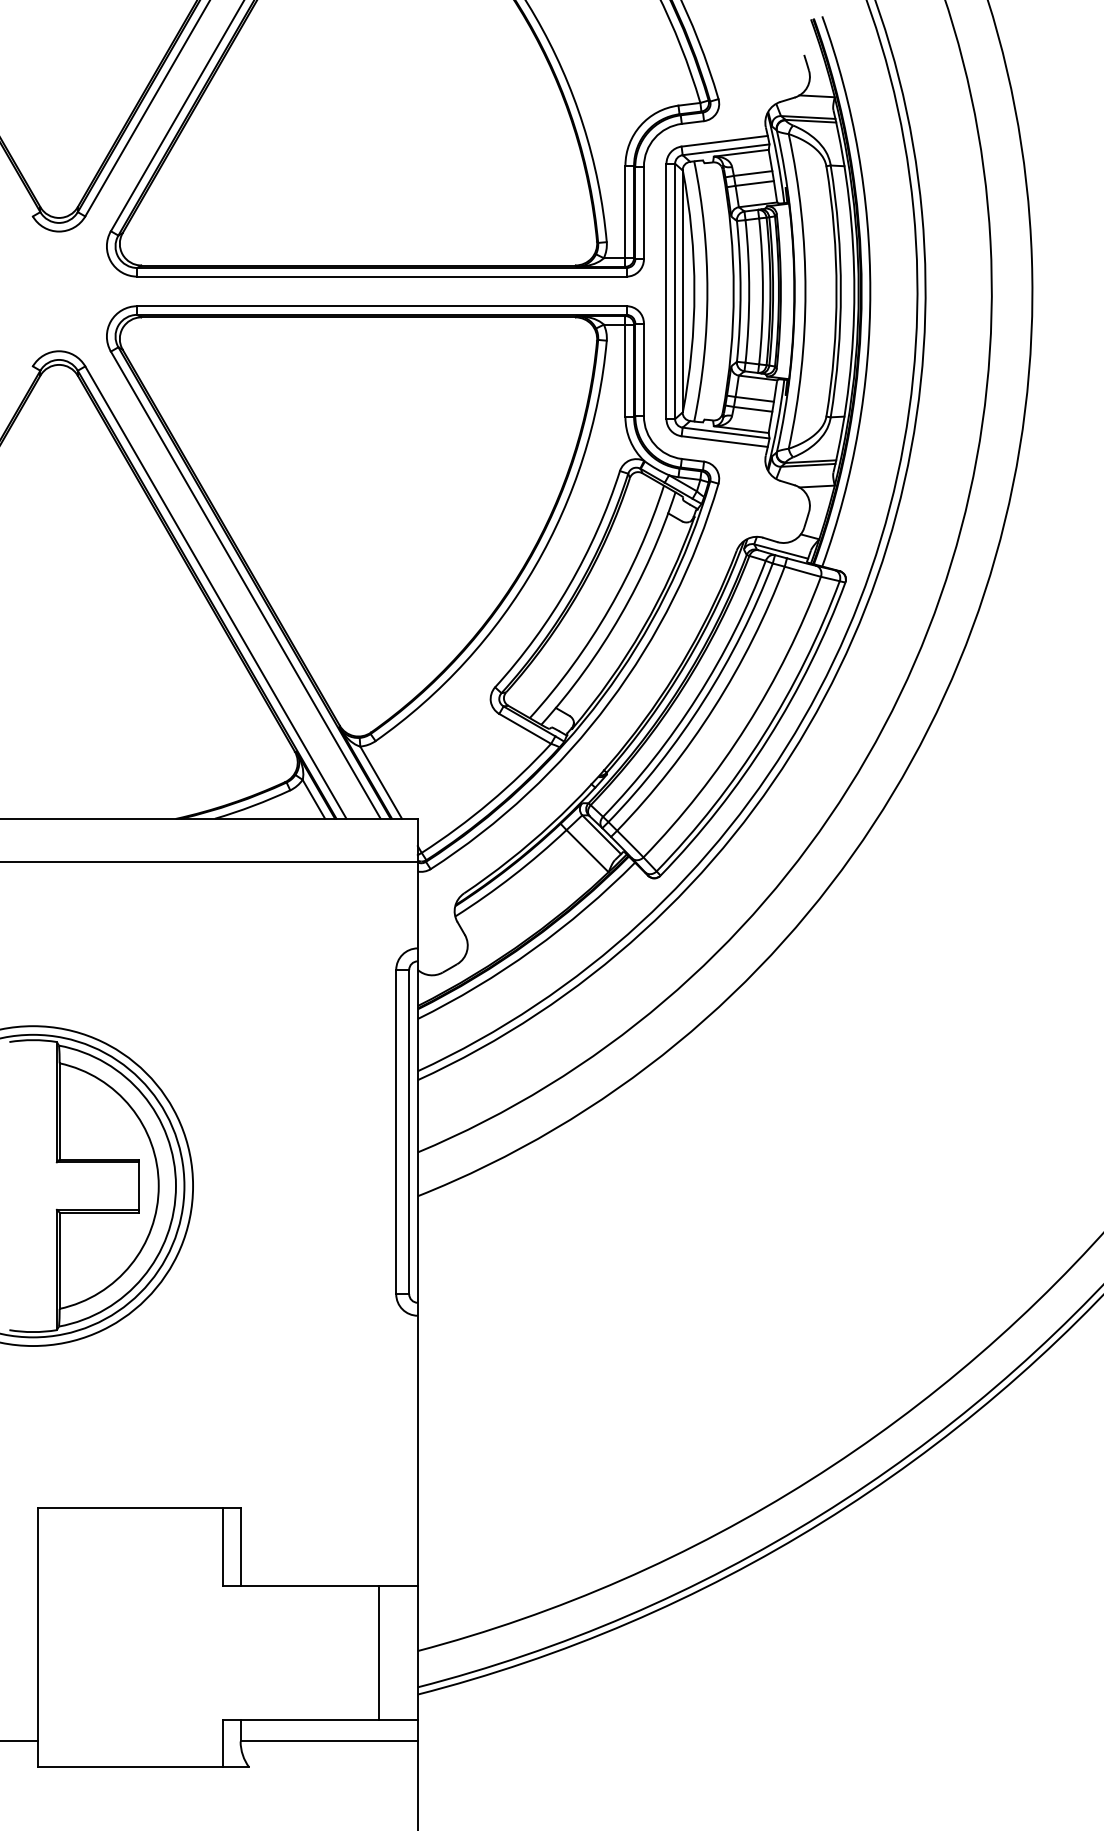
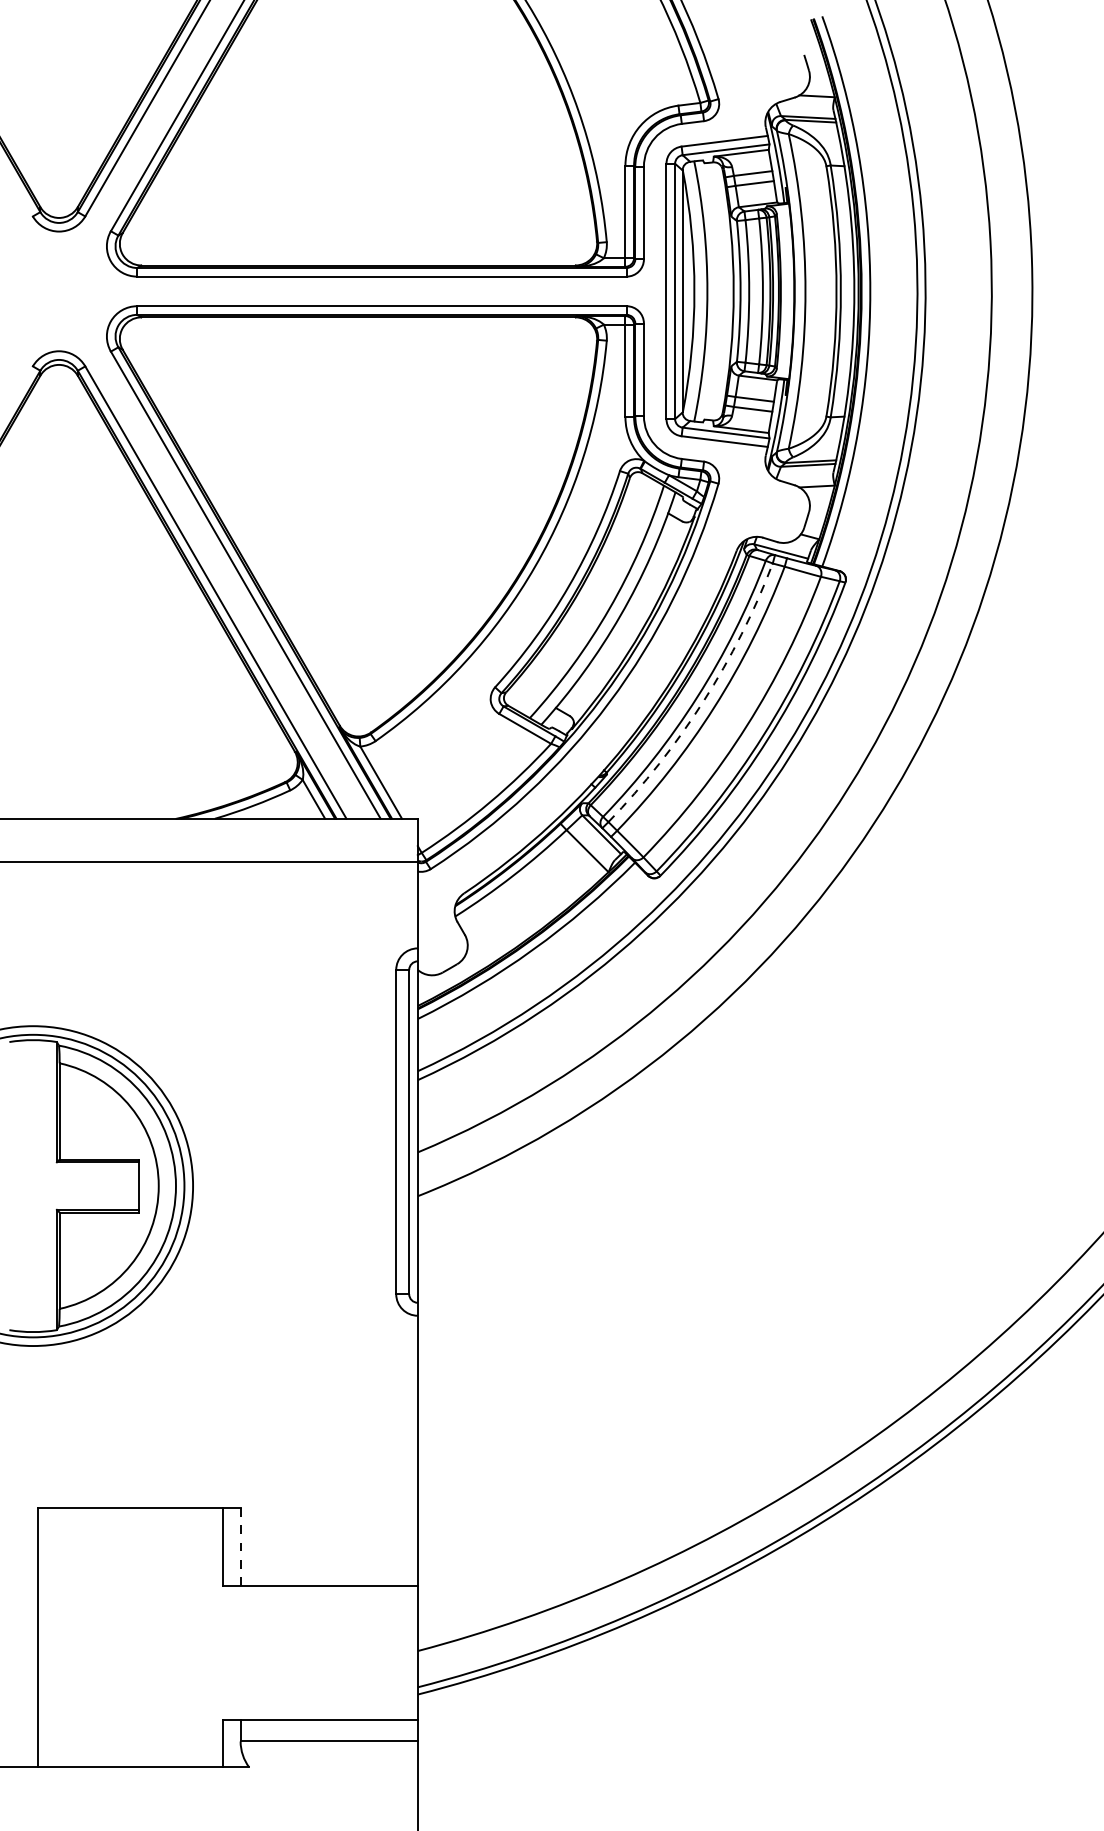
arc: solid -> dashed (703, 701)
line: solid -> dashed (240, 1547)
line: present -> none (378, 1652)
line position: (19, 1741) -> (19, 1767) (19, 1767)
